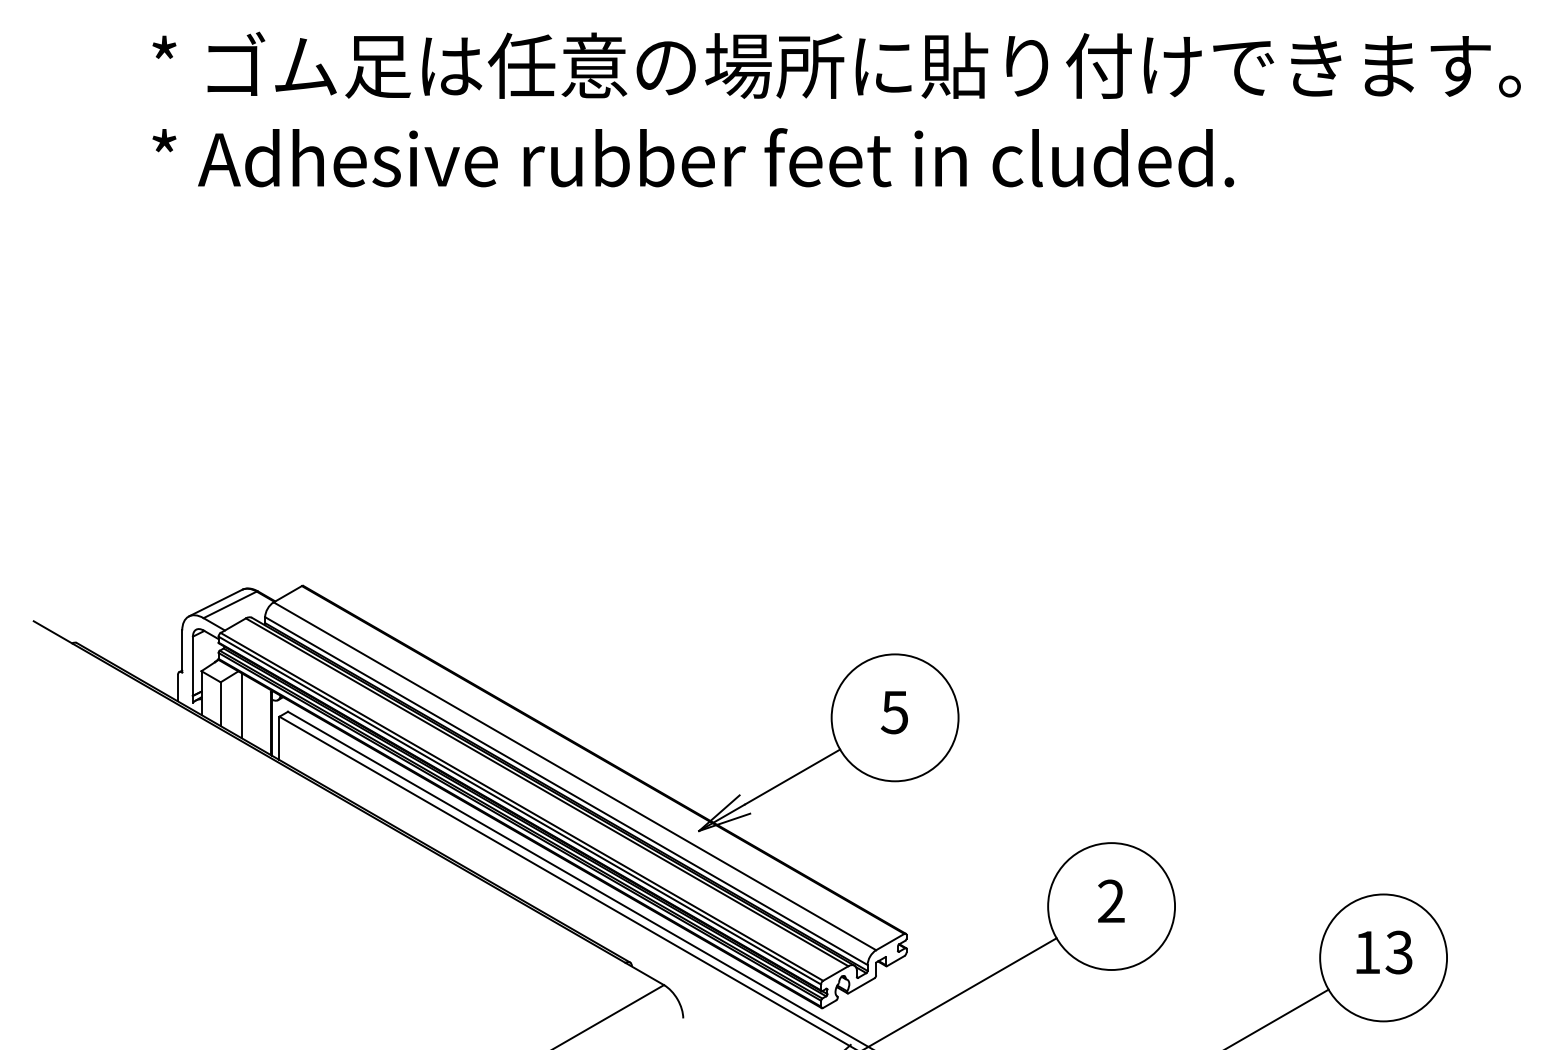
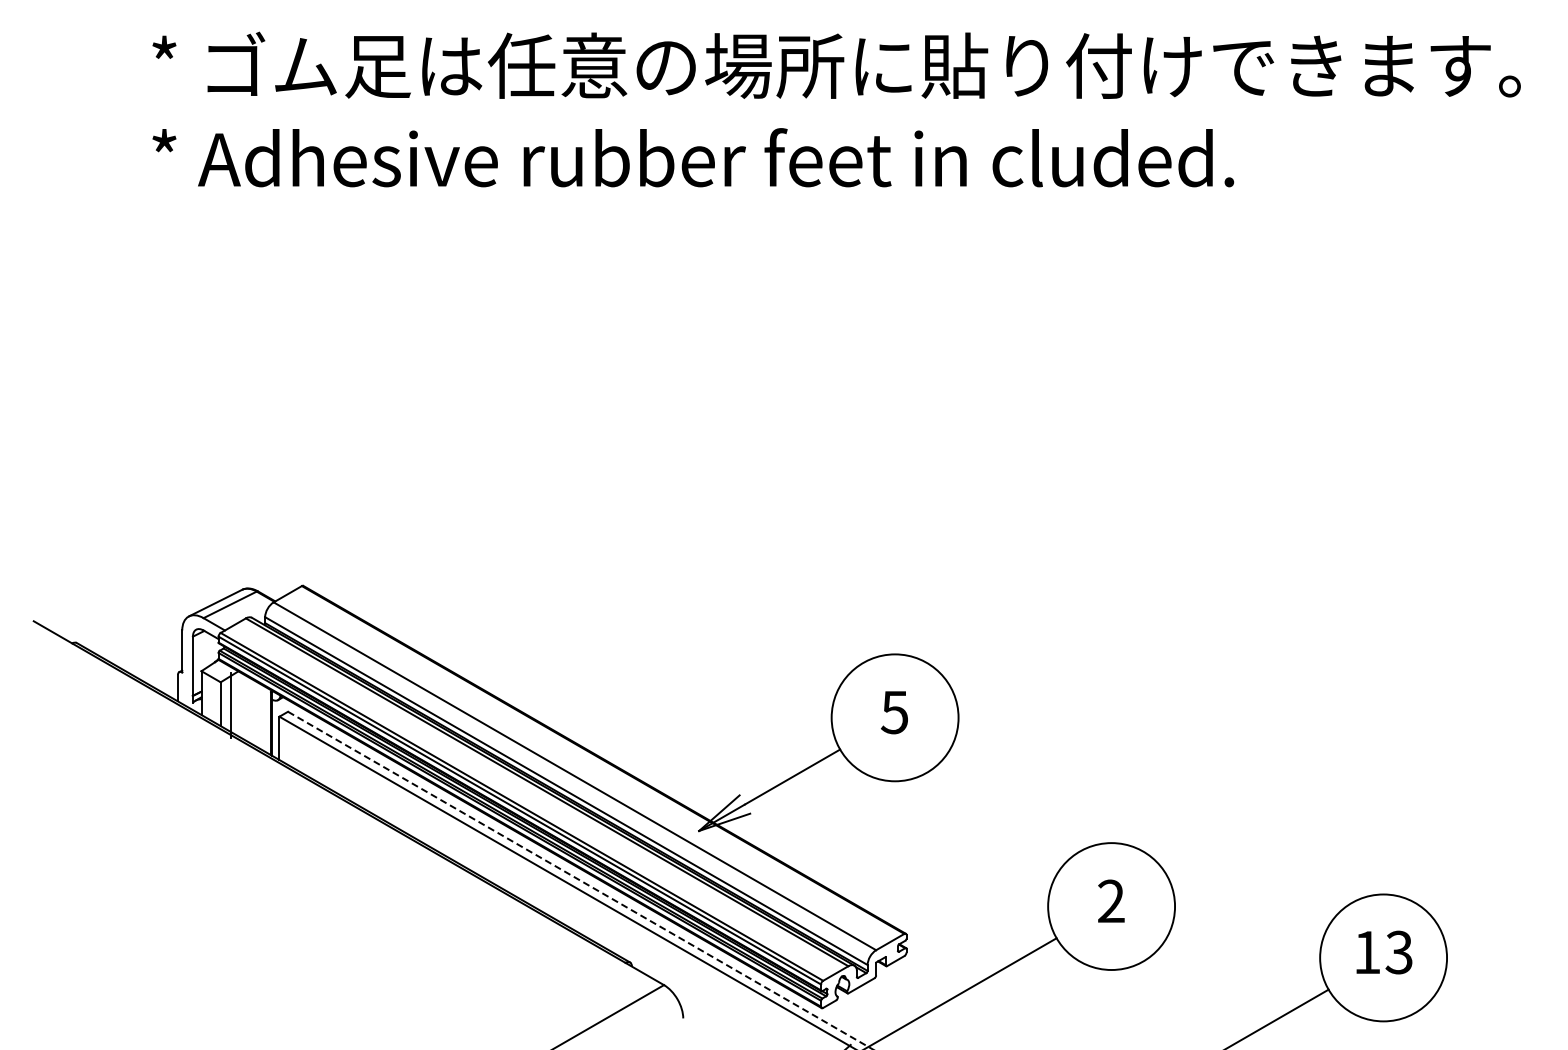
line position: (242, 705) -> (231, 705) (231, 705)
line: solid -> dashed (581, 881)
